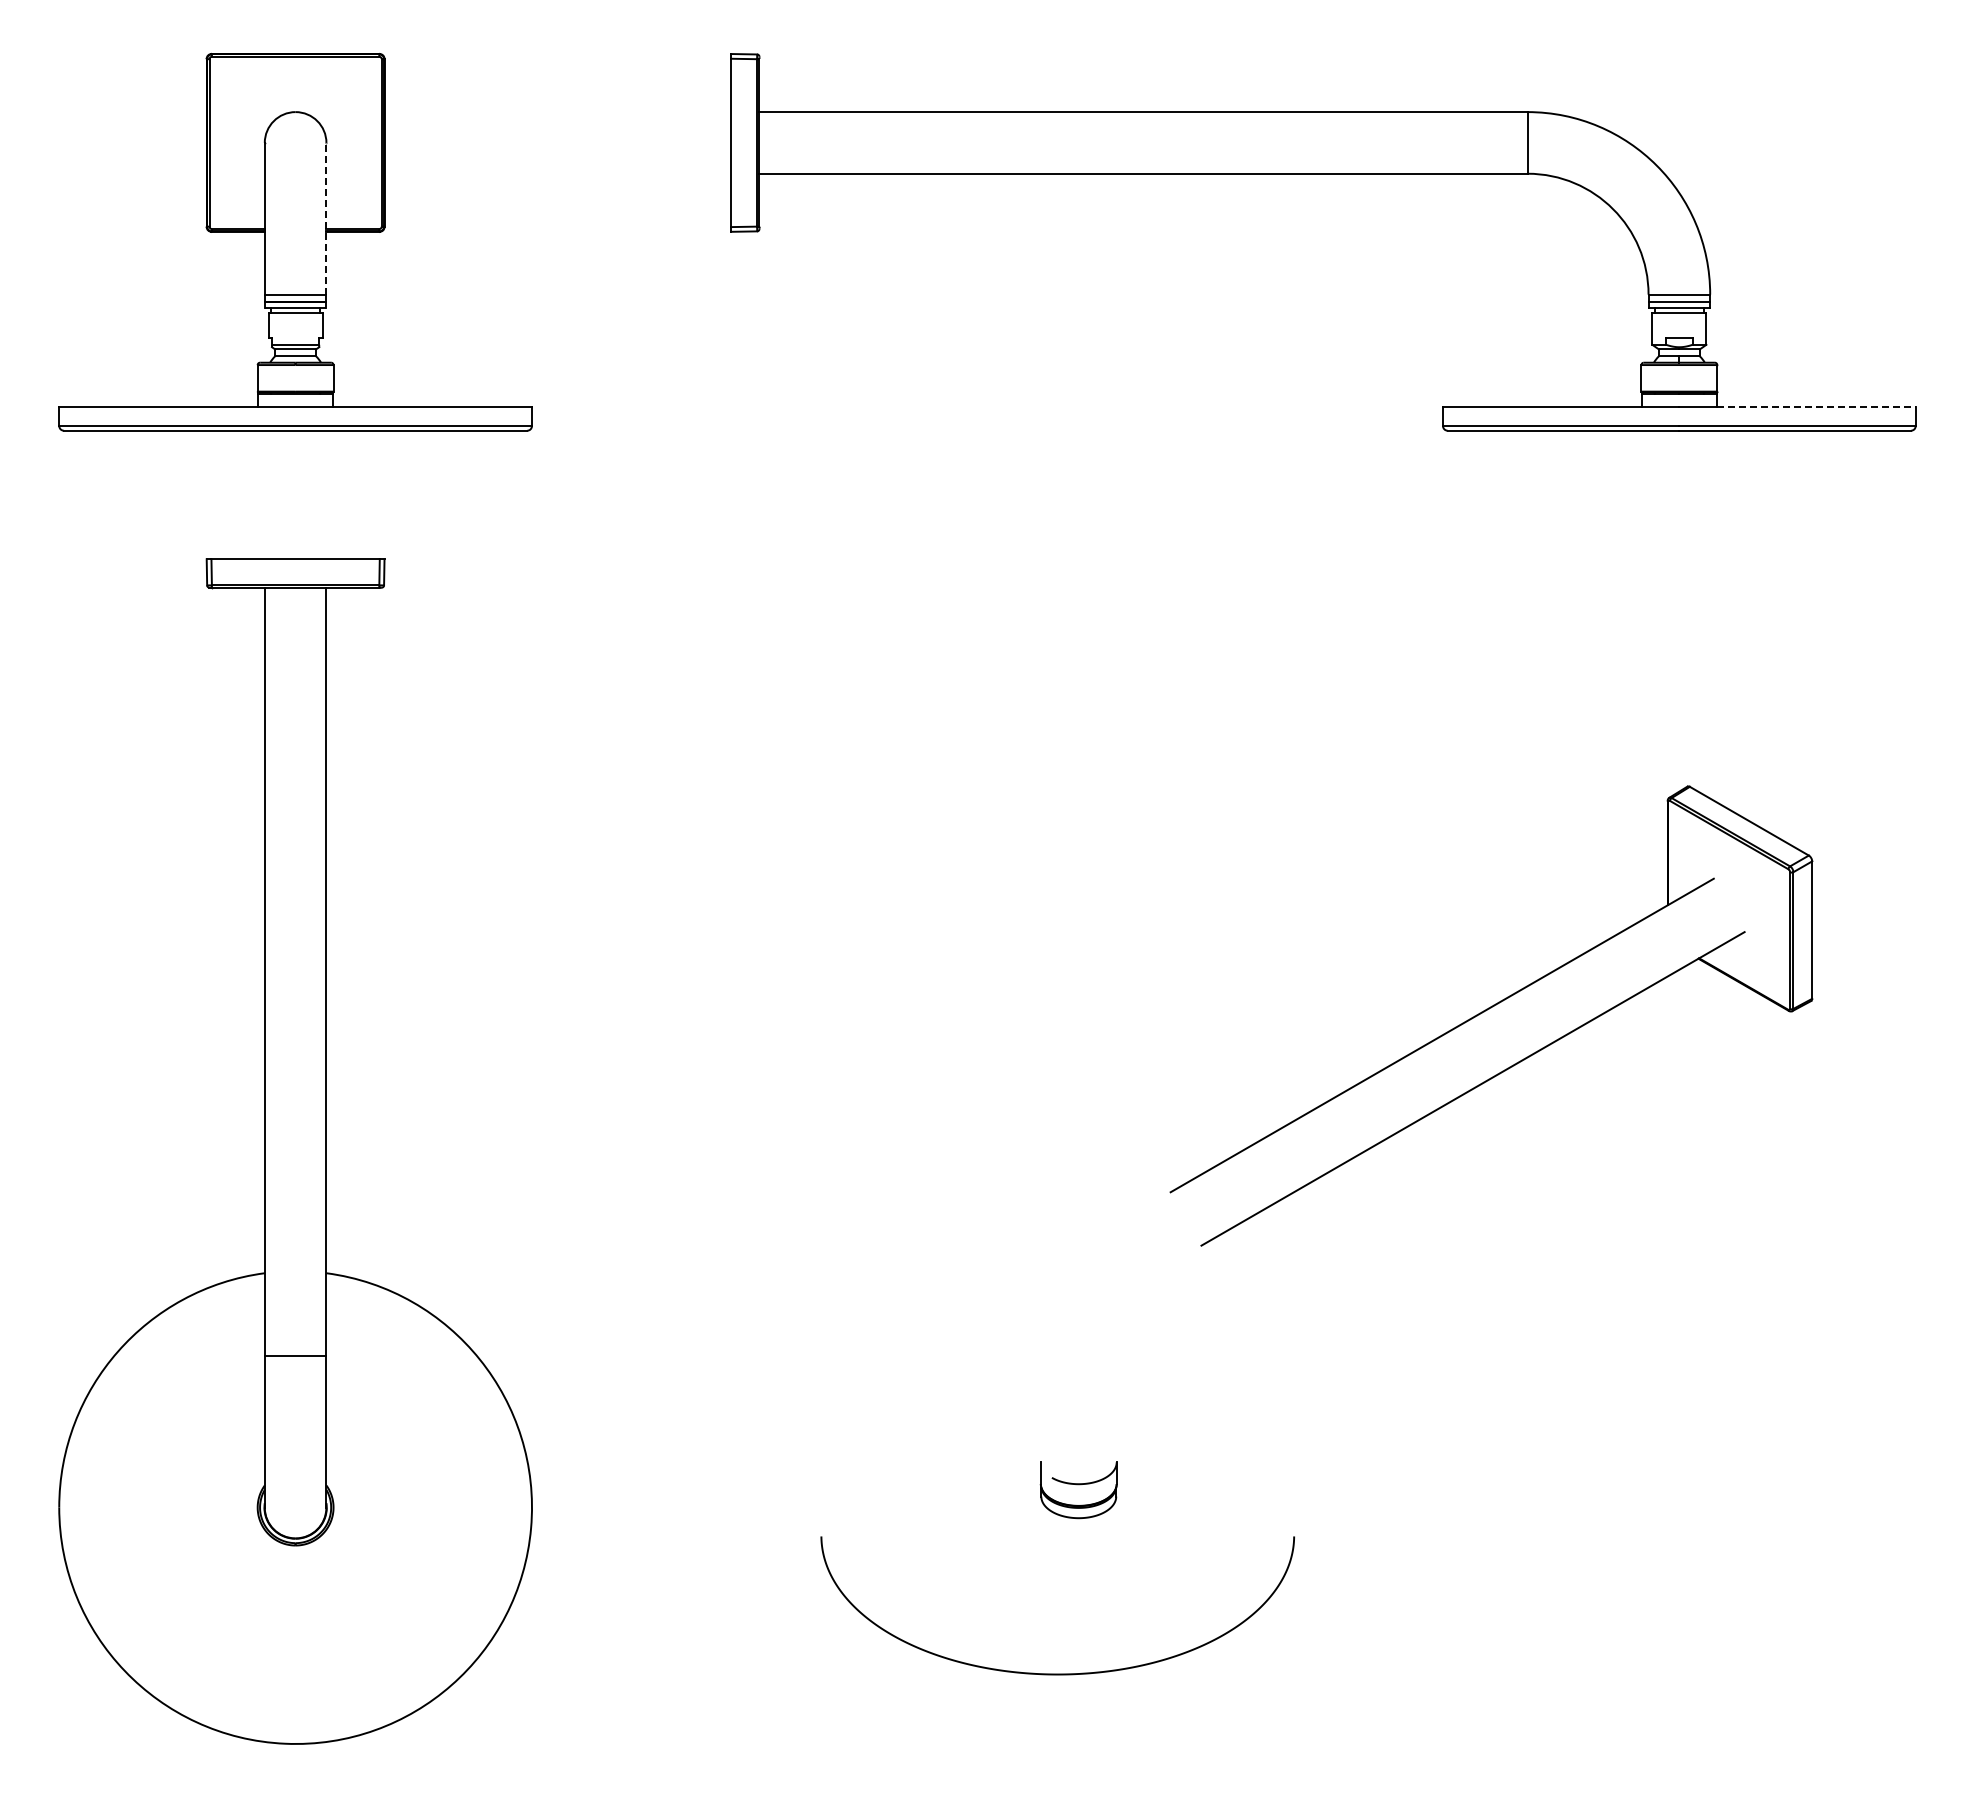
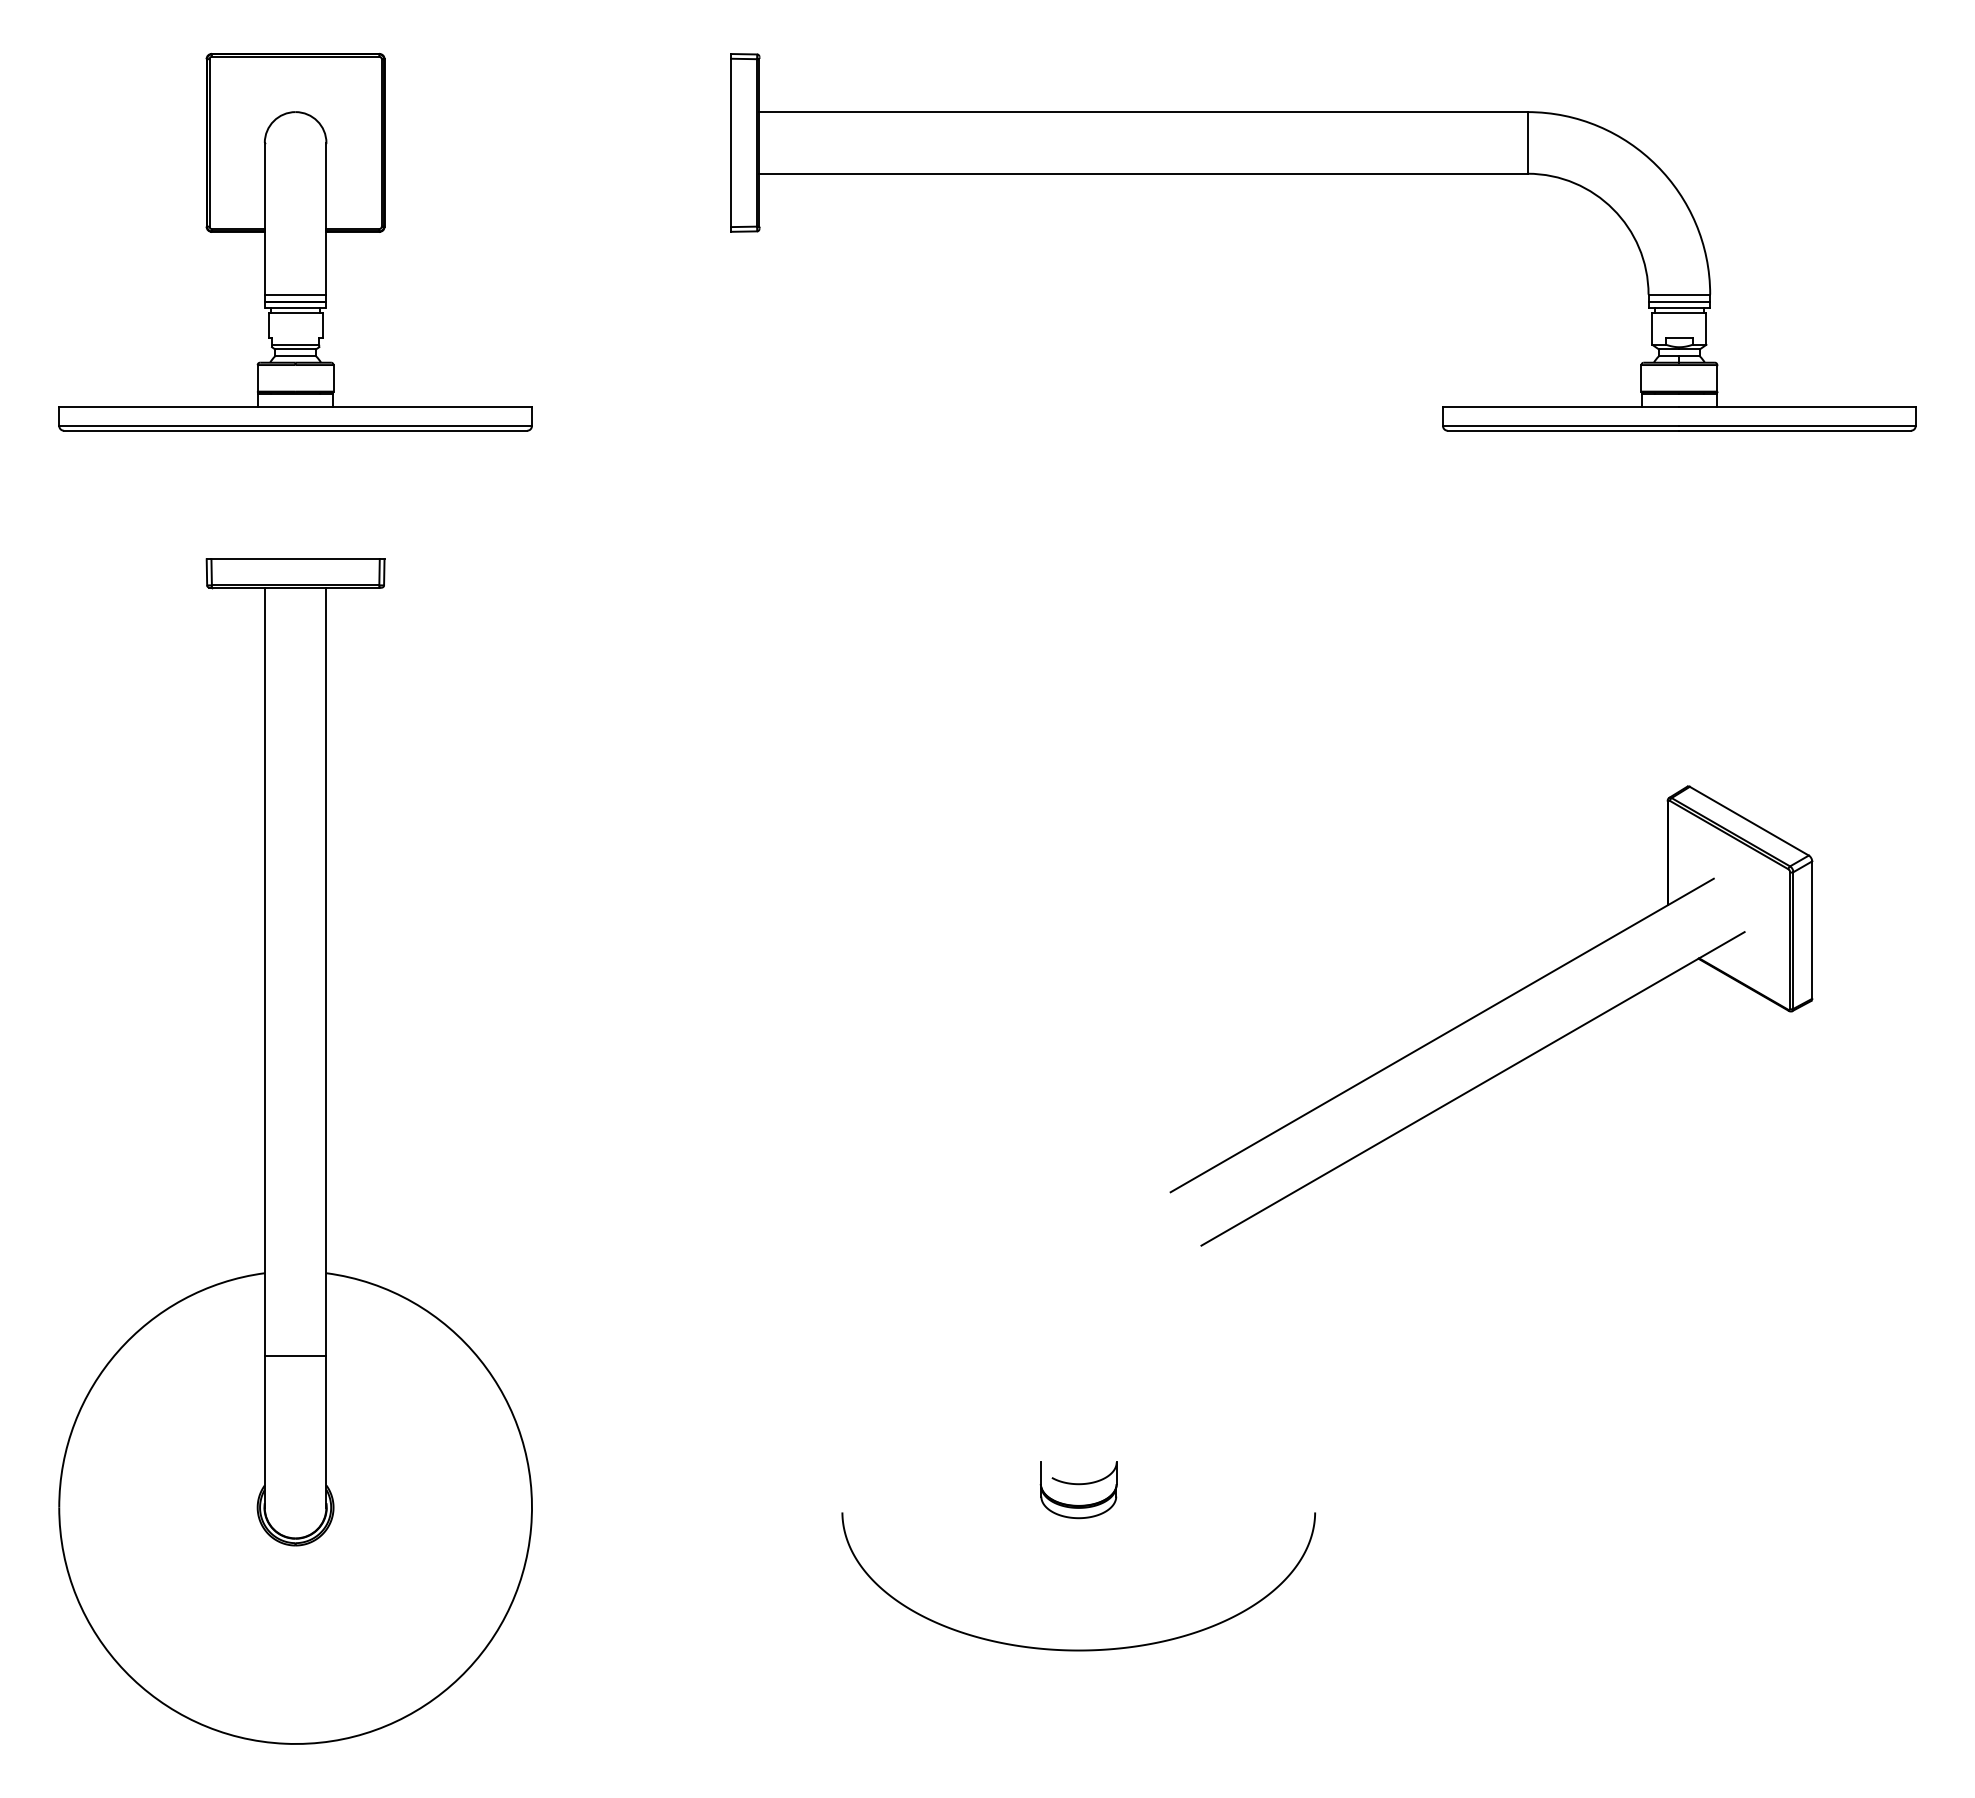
line: dashed -> solid (326, 218)
line: dashed -> solid (1816, 407)
curve position: (1057, 1673) -> (1078, 1649) (1078, 1649)
